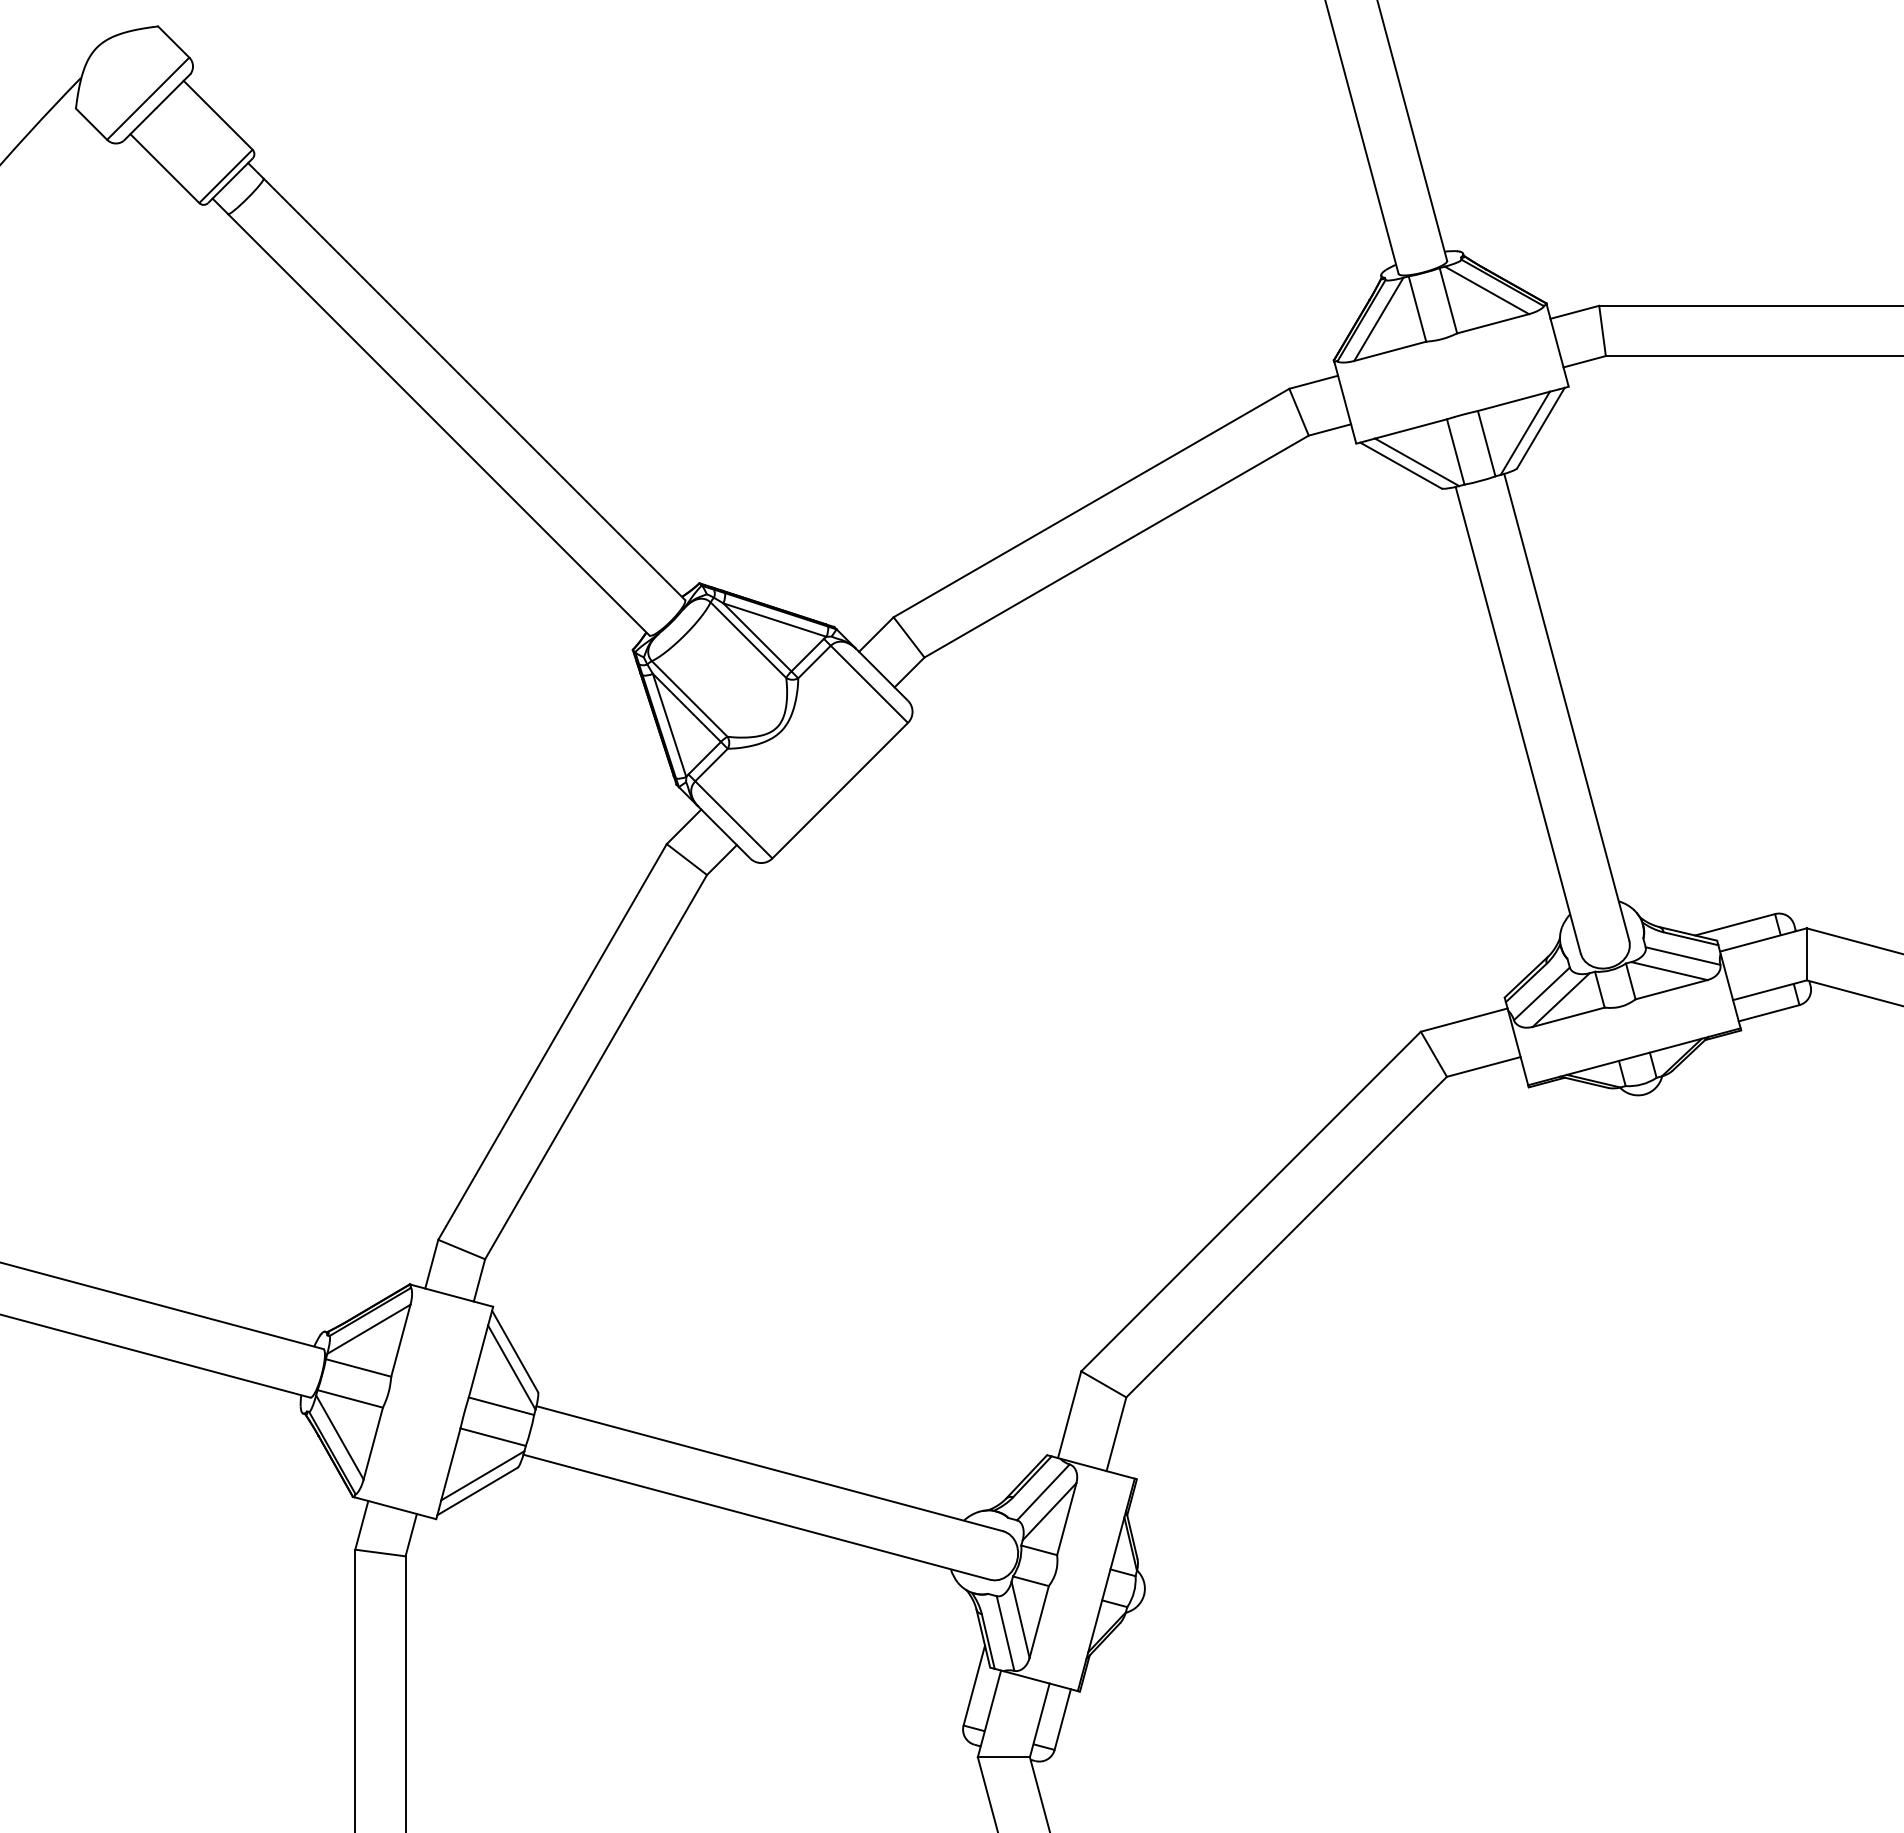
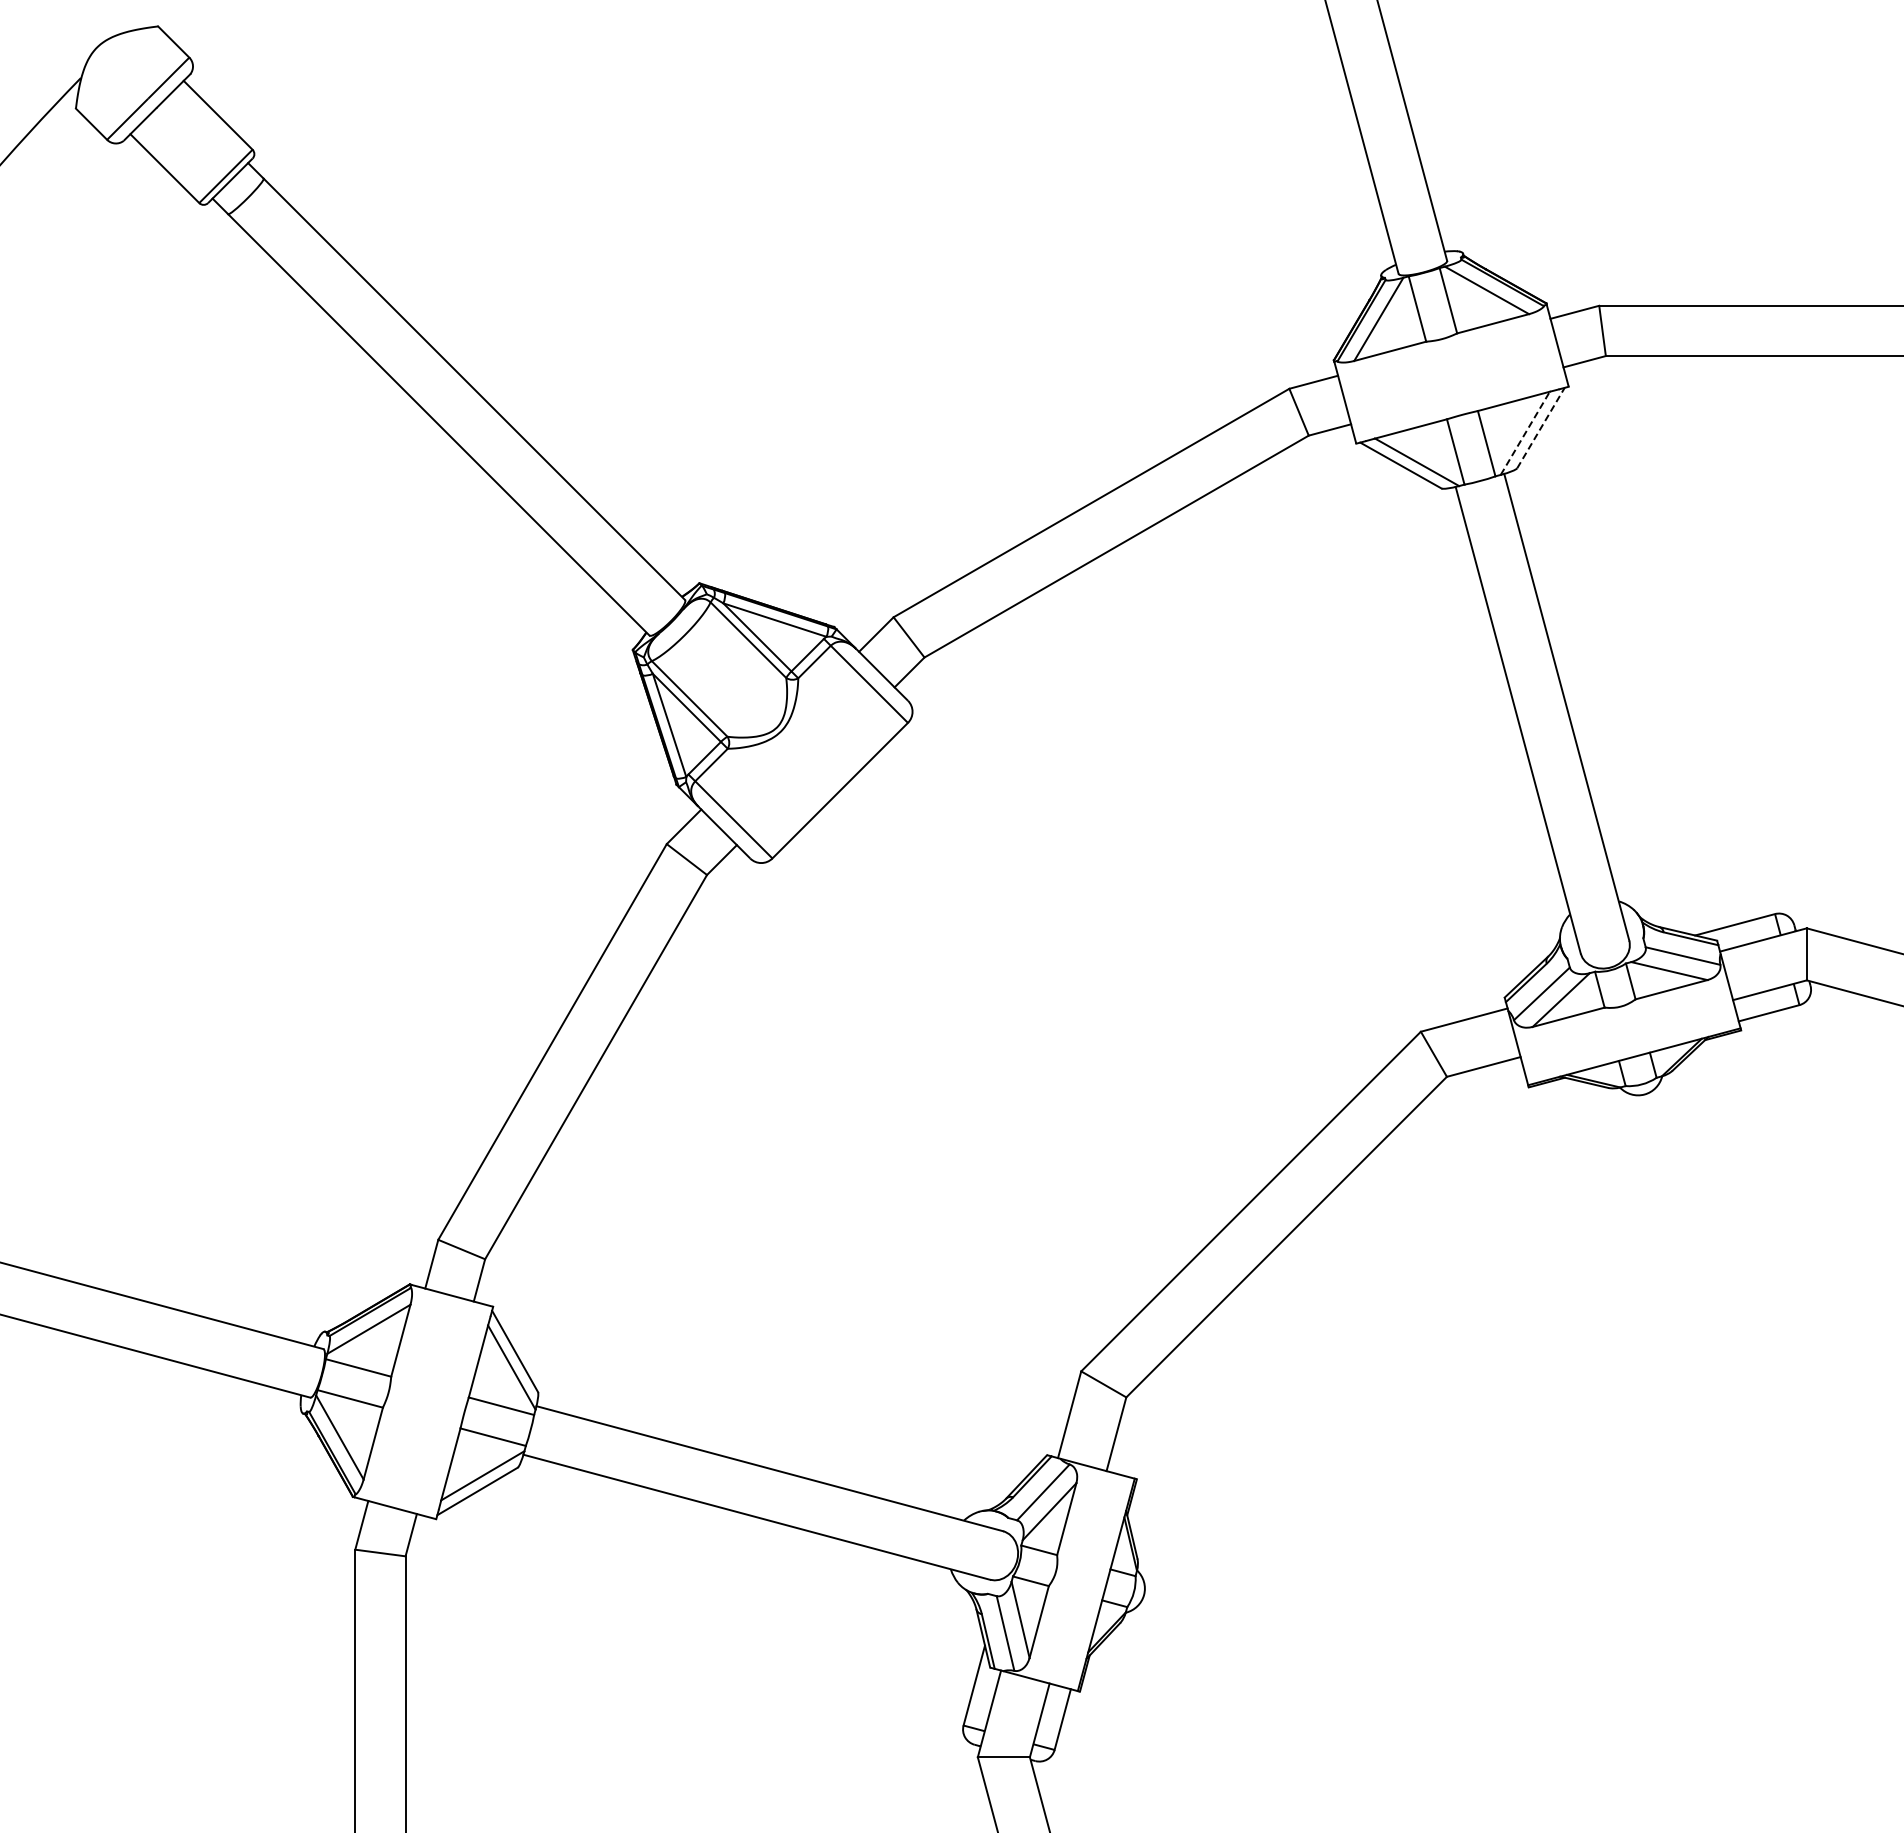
line: solid -> dashed (1540, 428)
line: solid -> dashed (1525, 432)
